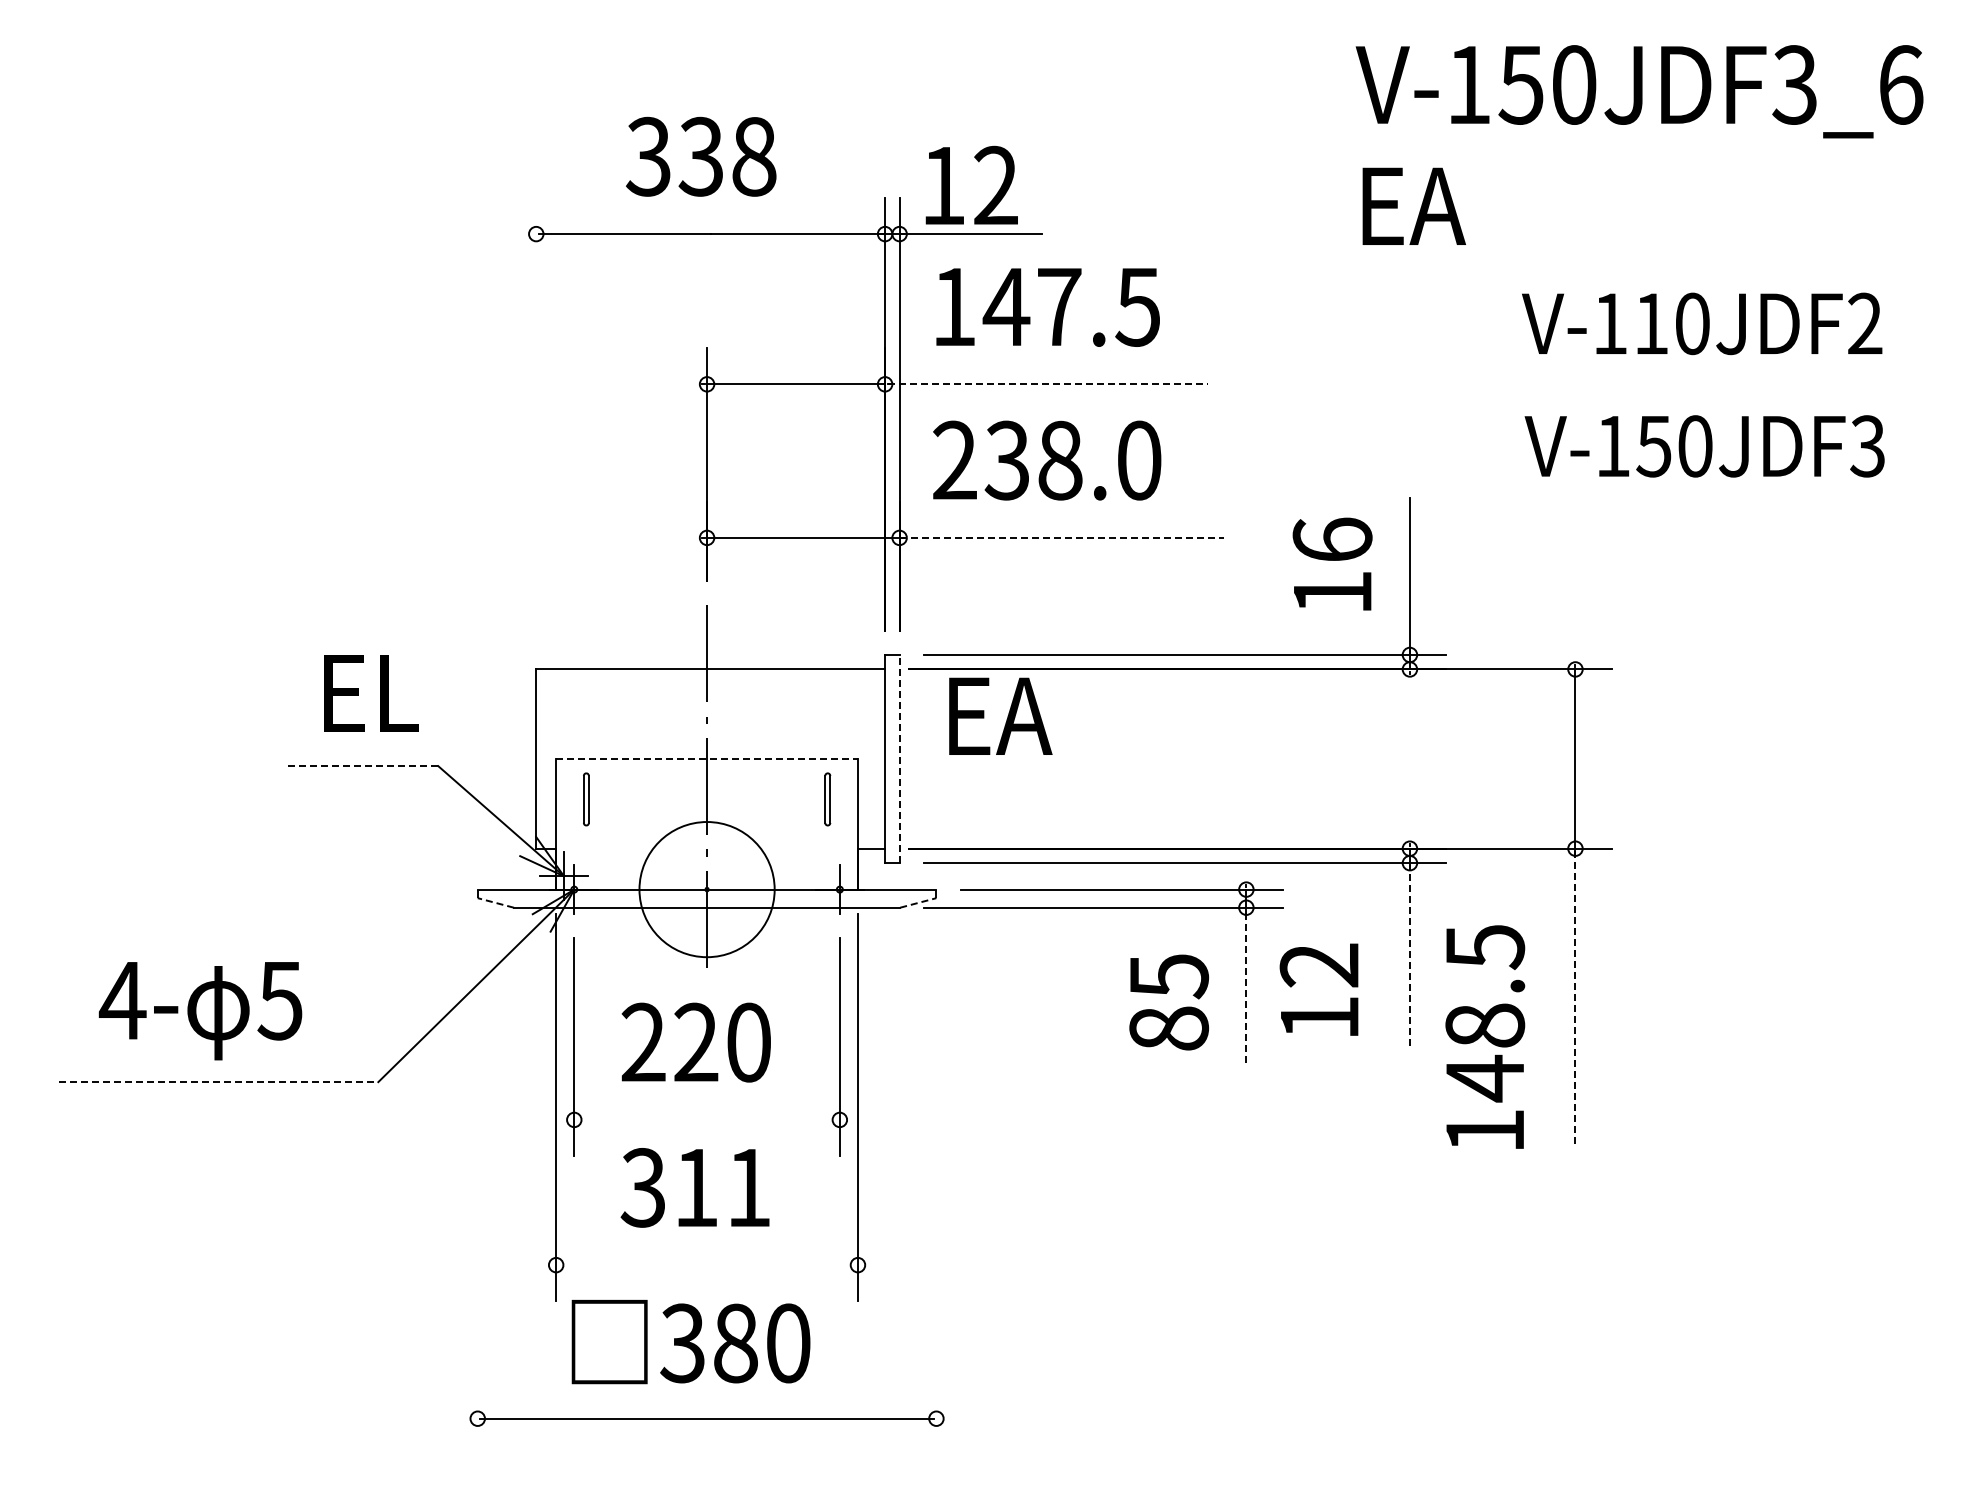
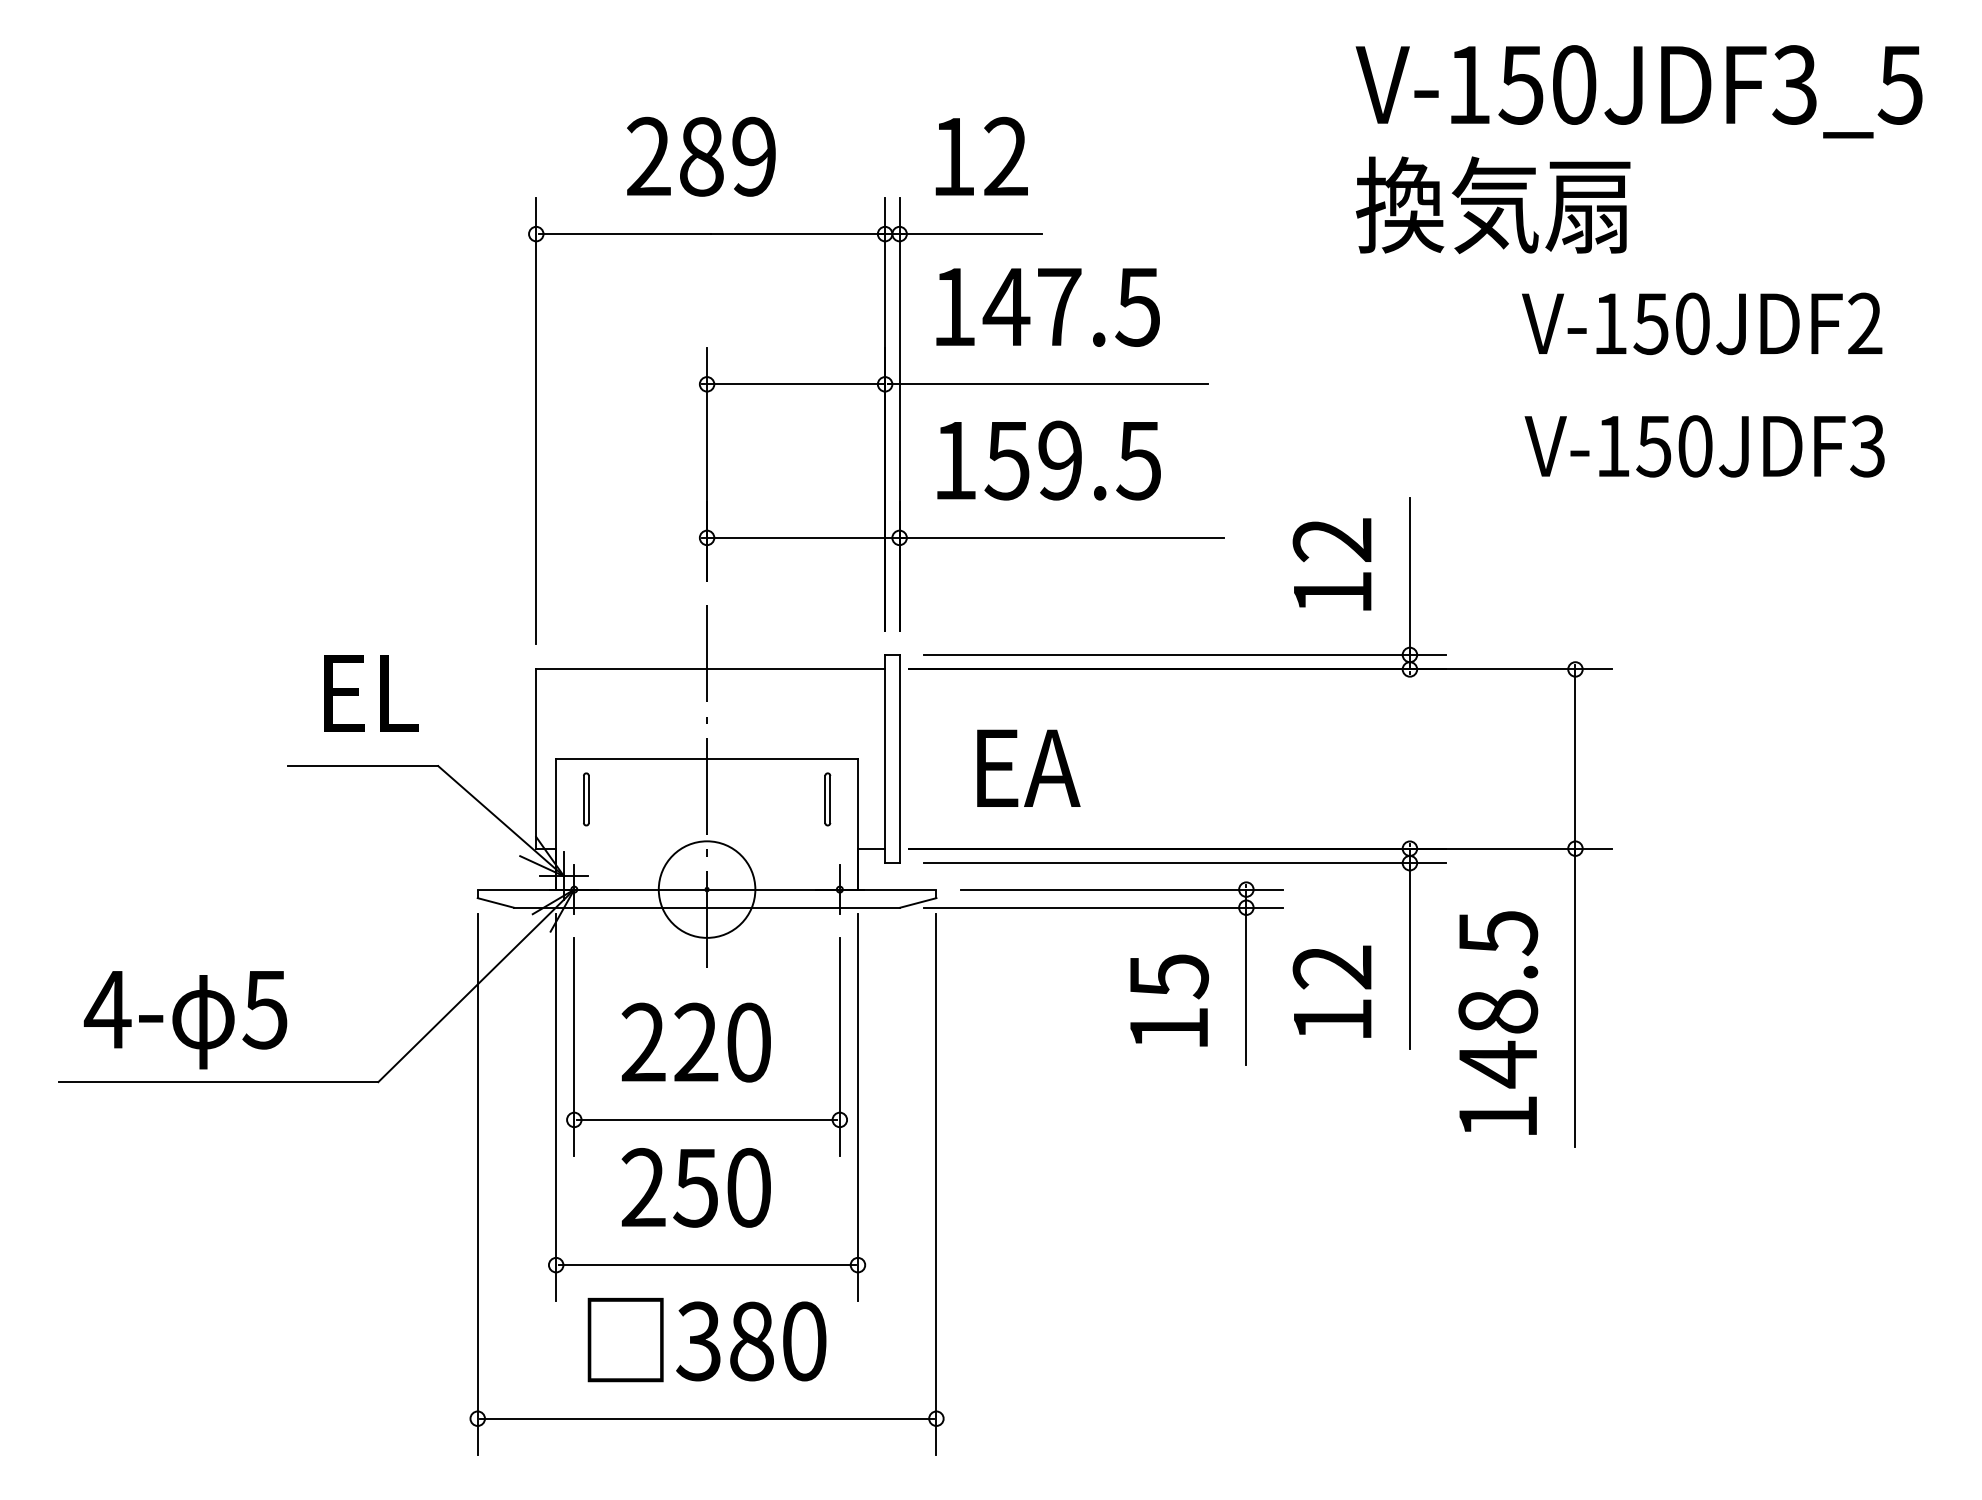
text: V-150JDF3_6 -> V-150JDF3_5 (1900, 84)
text: 338 -> 289 (701, 156)
text position: (971, 184) -> (981, 155) (981, 155)
text: EA -> 換気扇 (1492, 205)
text: V-110JDF2 -> V-150JDF2 (1650, 324)
line: dashed -> solid (1047, 384)
line: none -> present (536, 420)
text: 238.0 -> 159.5 (1047, 460)
line: dashed -> solid (1062, 537)
text: 16 -> 12 (1332, 539)
text position: (1000, 715) -> (1028, 767) (1028, 767)
line: dashed -> solid (899, 758)
line: dashed -> solid (707, 759)
line: dashed -> solid (363, 766)
circle diameter: 135 px -> 97 px (706, 889)
line: dashed -> solid (495, 902)
line: dashed -> solid (918, 902)
line: dashed -> solid (1409, 956)
line: dashed -> solid (1246, 989)
text position: (1318, 989) -> (1331, 991) (1331, 991)
line: dashed -> solid (1575, 999)
text position: (200, 1011) -> (185, 1020) (185, 1020)
text: 85 -> 15 (1169, 1028)
text position: (1485, 1036) -> (1498, 1022) (1498, 1022)
line: dashed -> solid (219, 1082)
line: none -> present (706, 1119)
line: none -> present (477, 1183)
line: none -> present (936, 1183)
text: 311 -> 250 (695, 1187)
line: none -> present (706, 1265)
text position: (690, 1342) -> (706, 1340) (706, 1340)
